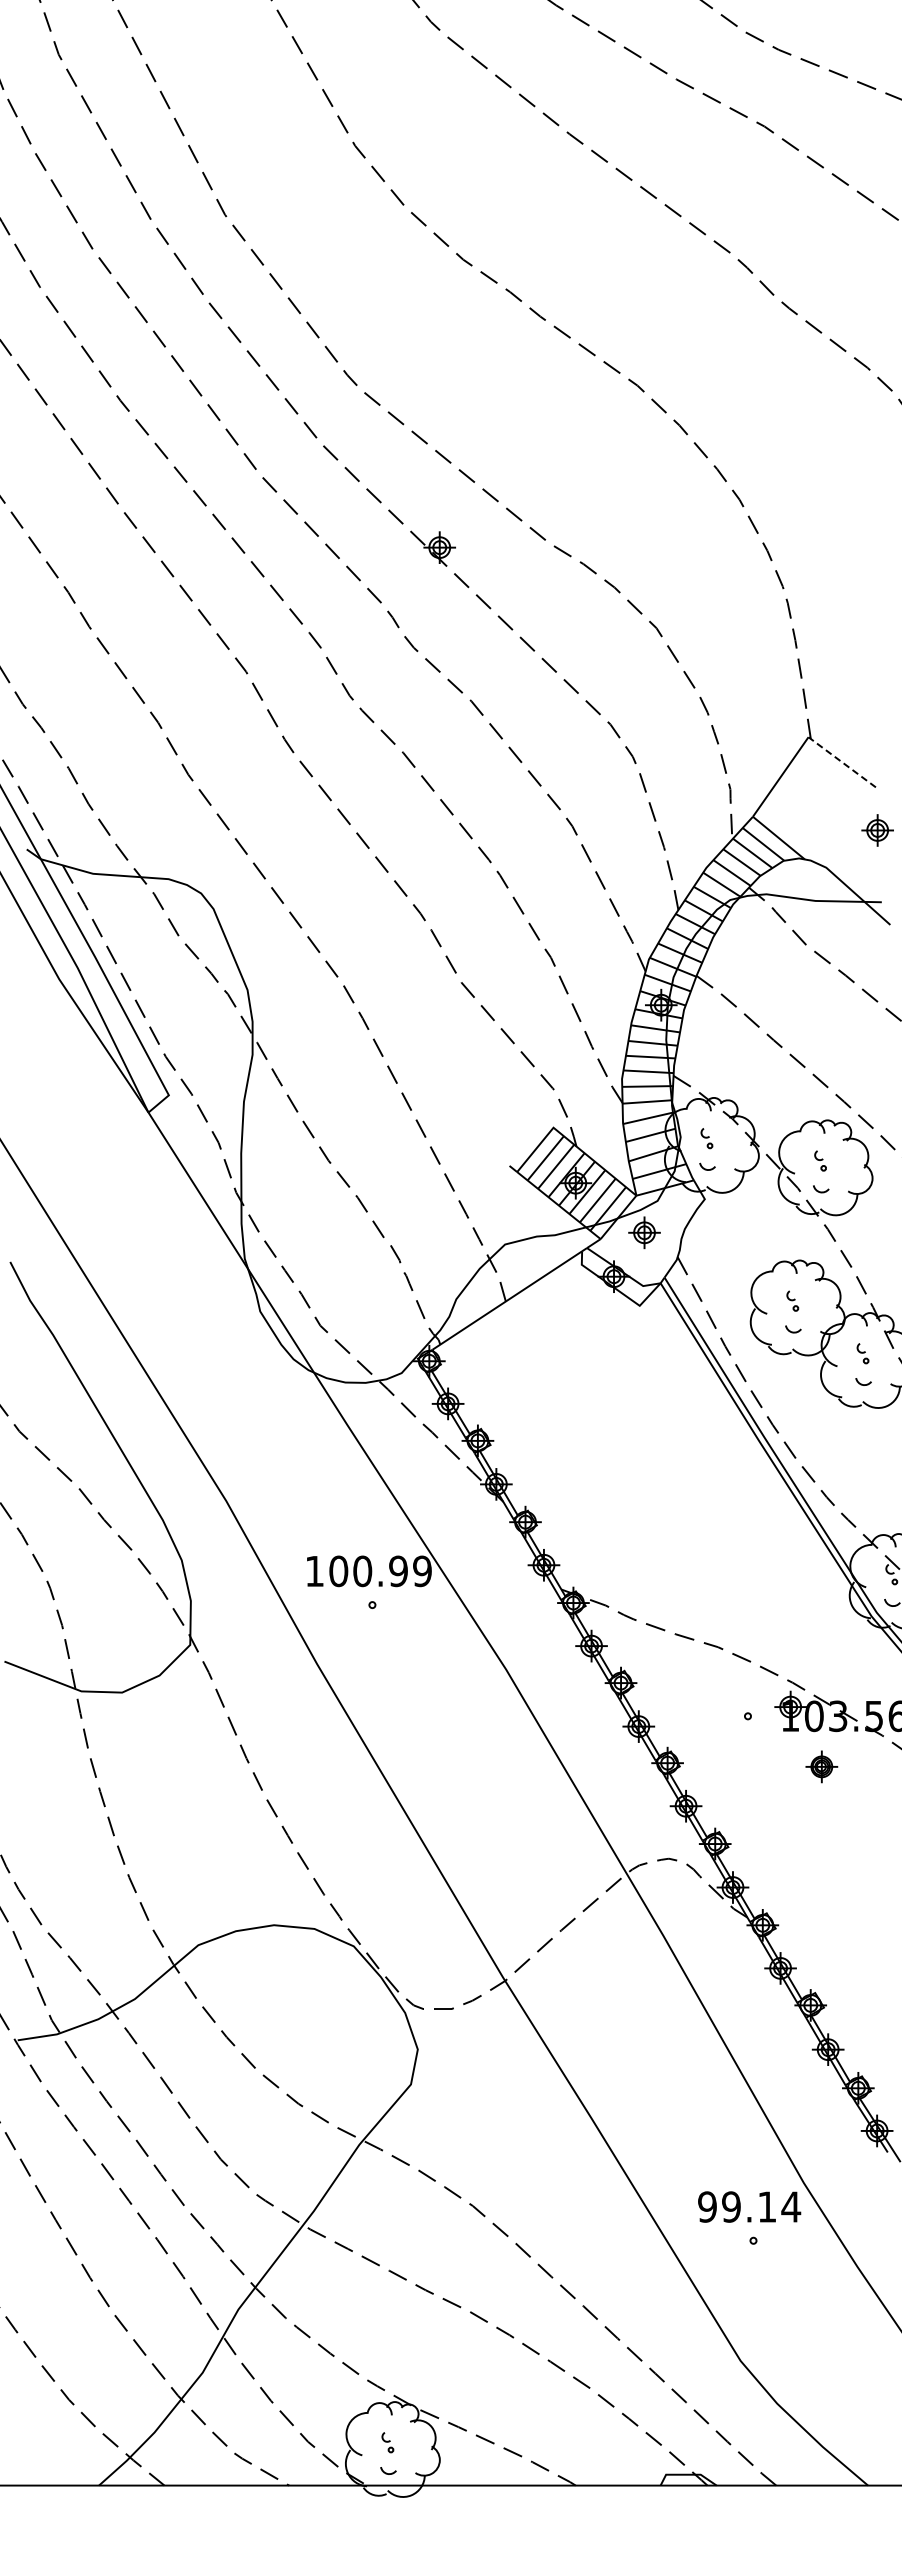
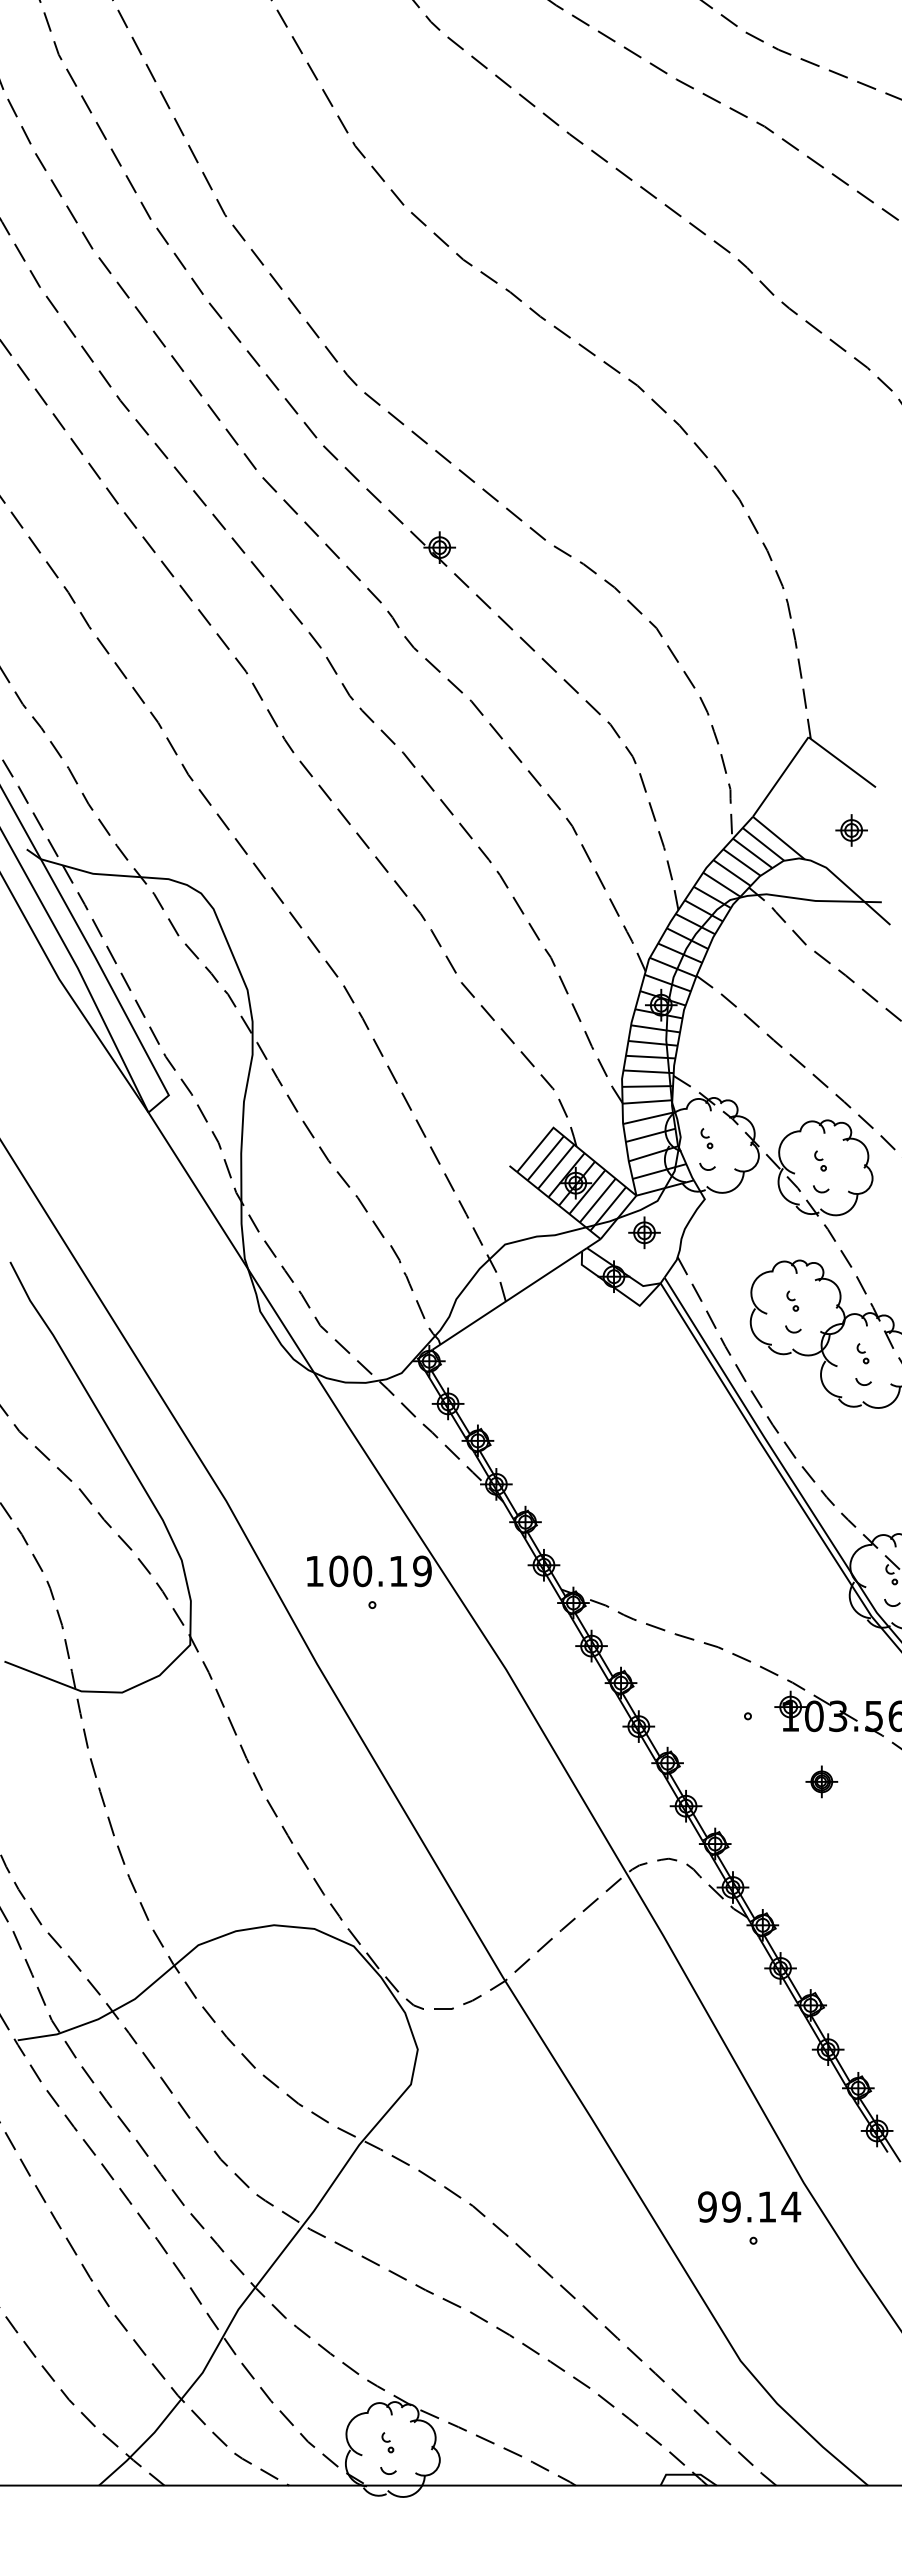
line: dashed -> solid (841, 762)
part position: (877, 830) -> (851, 830) (851, 830)
text: 100.99 -> 100.19 (398, 1571)
part position: (821, 1766) -> (821, 1781) (821, 1781)
